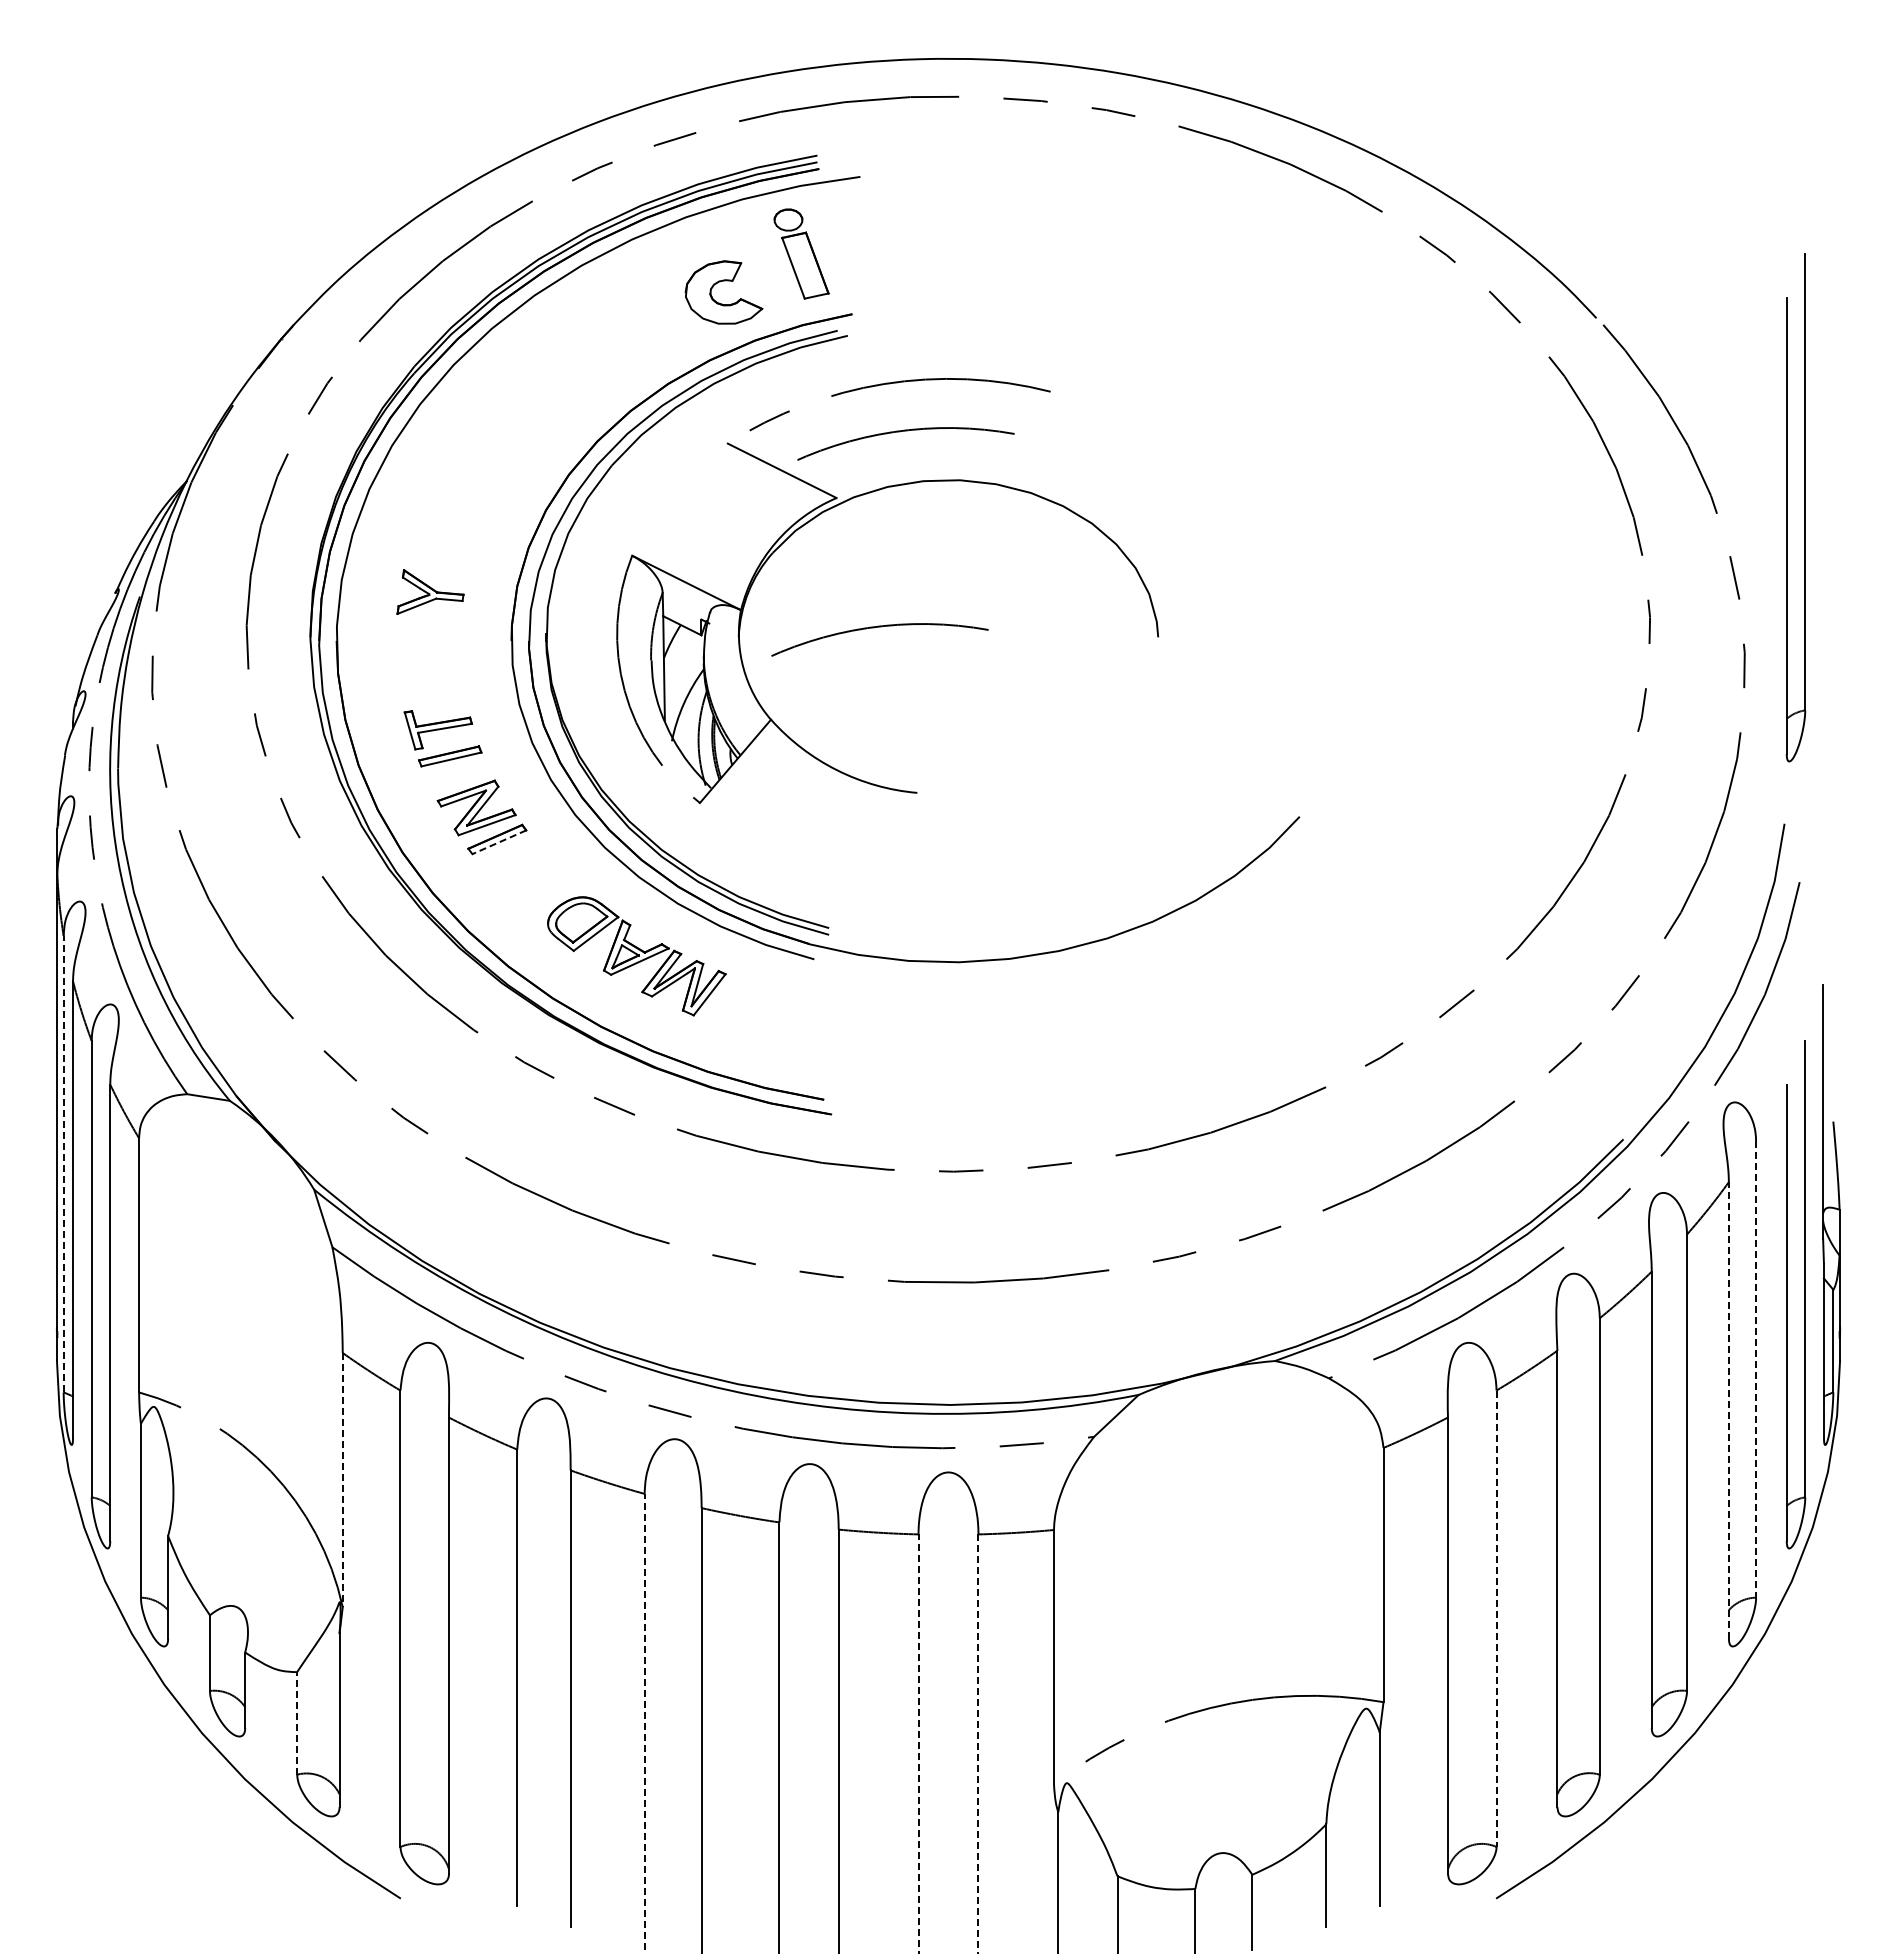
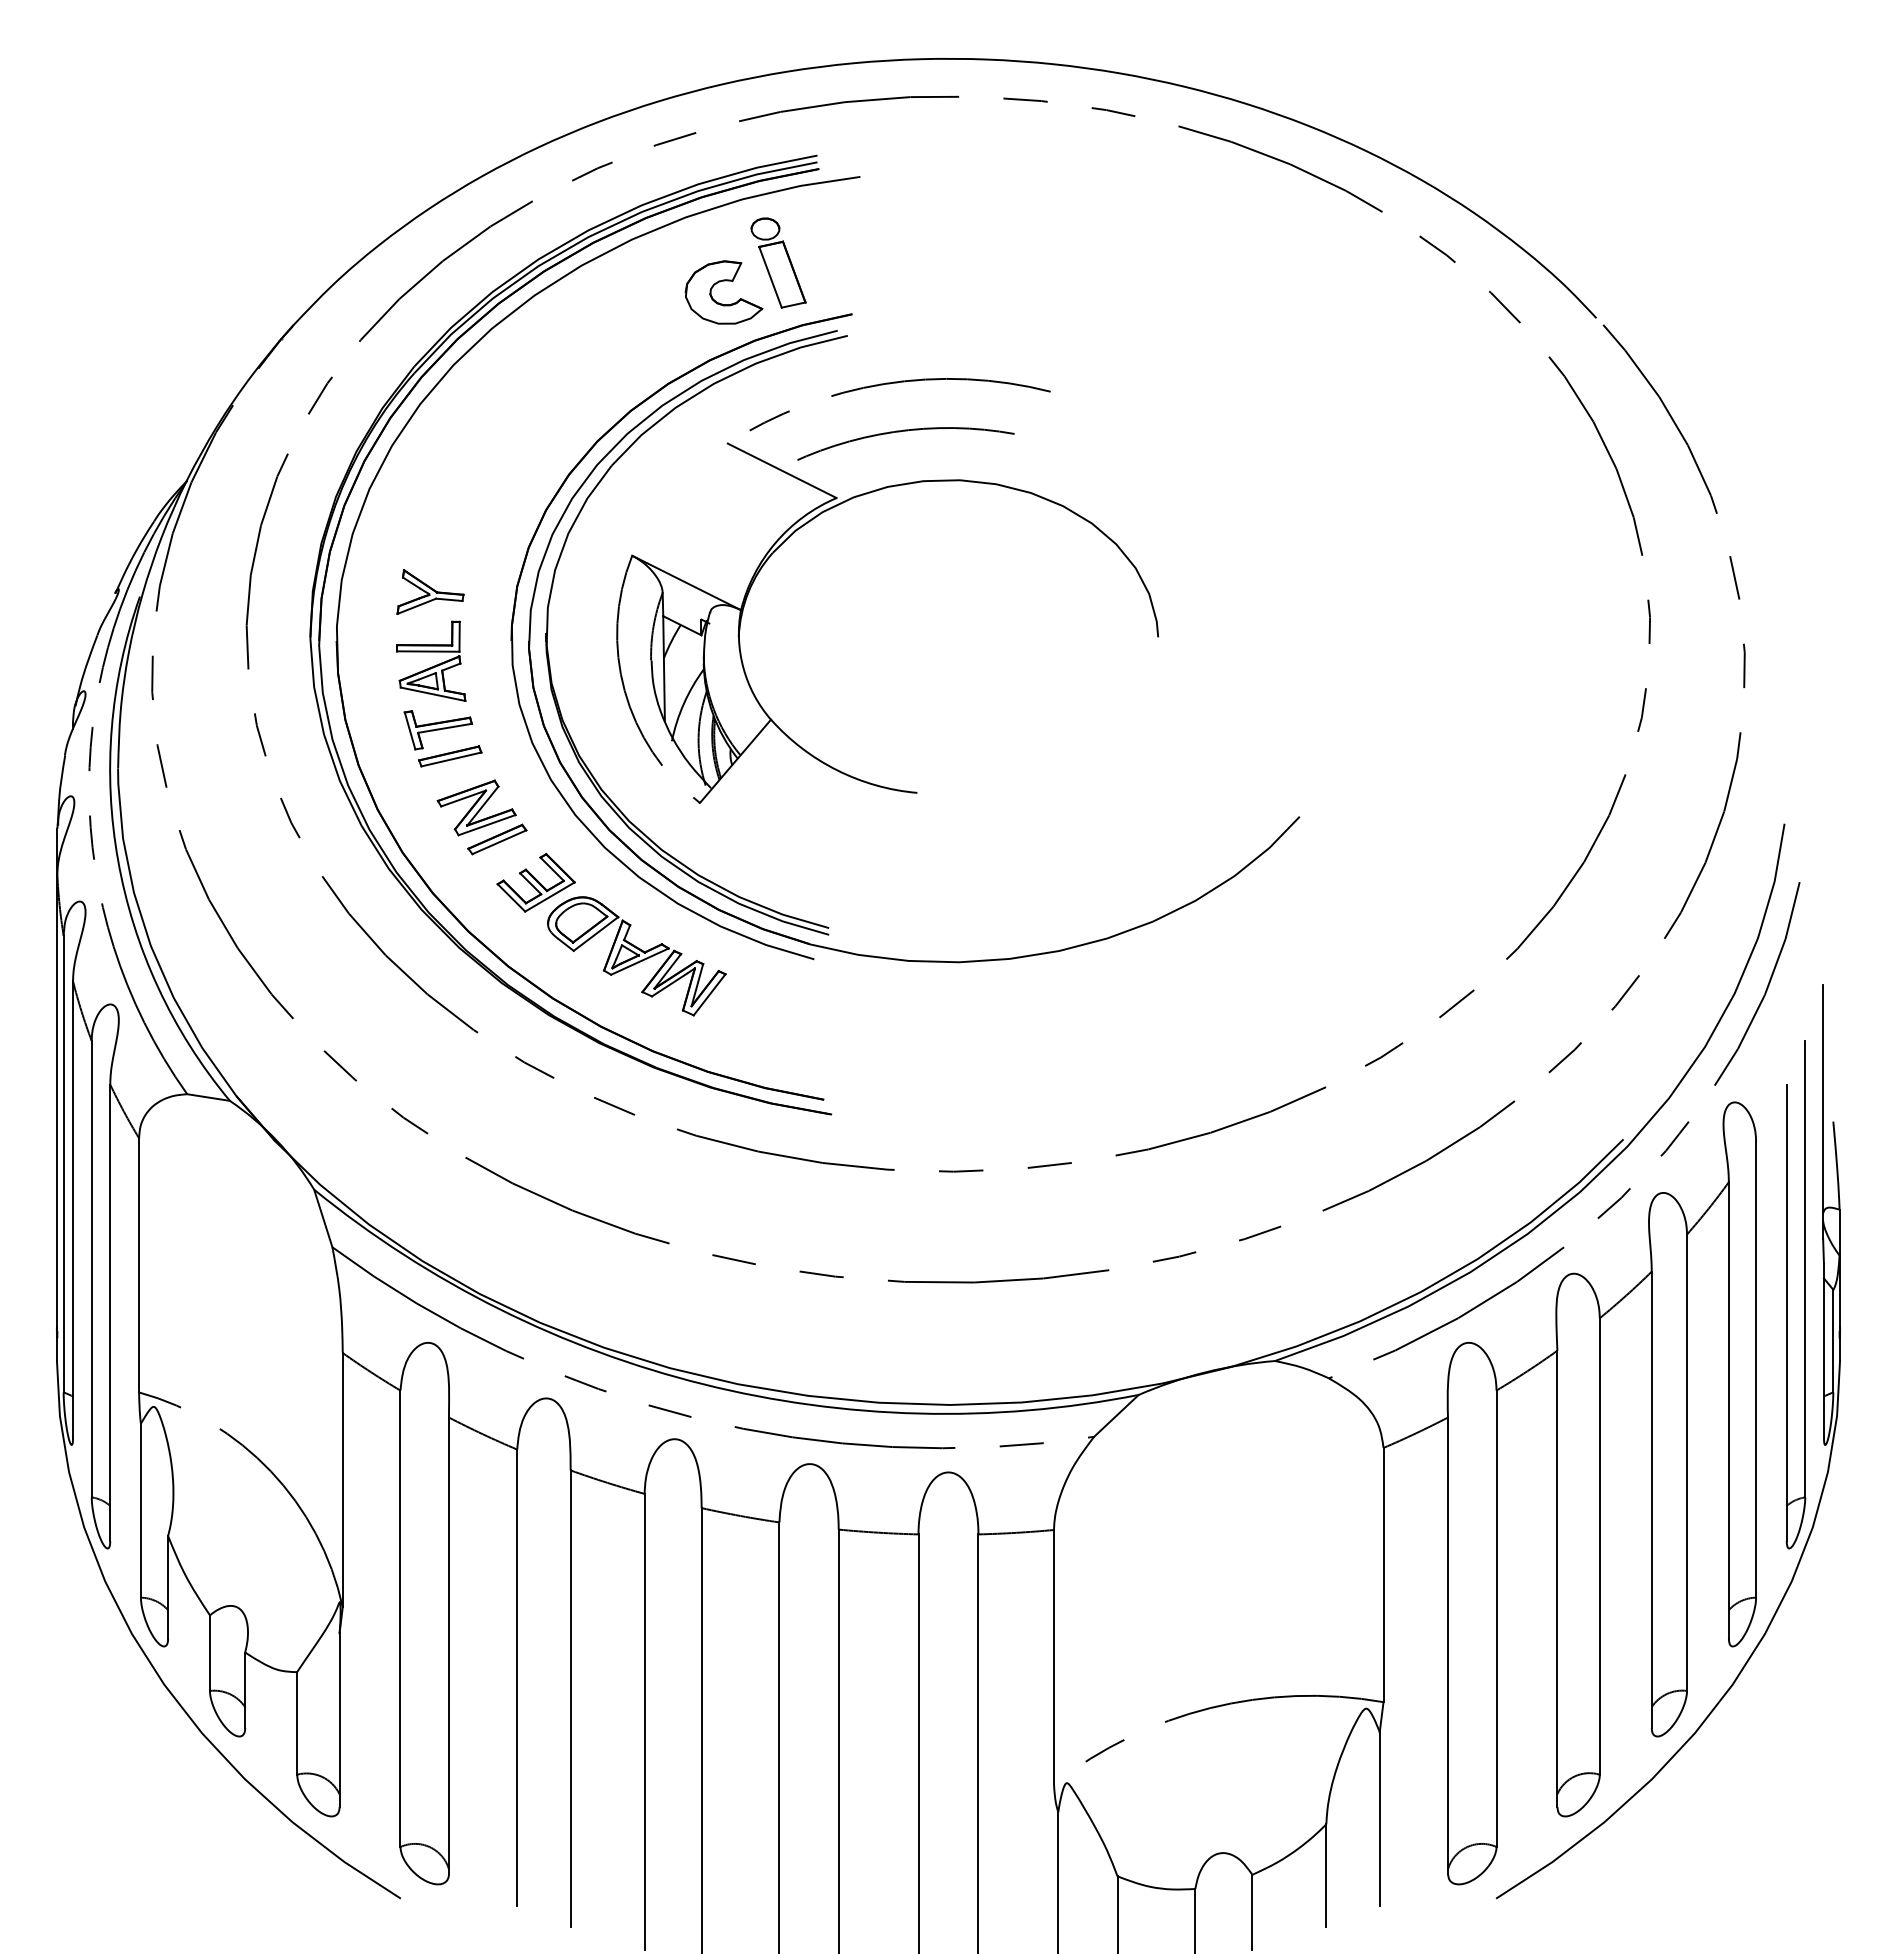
part position: (801, 253) -> (778, 262) (778, 262)
part: present -> none (1787, 507)
arc: present -> none (879, 627)
part: none -> present (431, 660)
line: dashed -> solid (498, 842)
part: none -> present (535, 882)
line: dashed -> solid (63, 1163)
line: dashed -> solid (1756, 1369)
line: dashed -> solid (1728, 1409)
line: dashed -> solid (342, 1480)
line: dashed -> solid (1496, 1619)
line: dashed -> solid (644, 1721)
line: dashed -> solid (297, 1722)
line: dashed -> solid (918, 1744)
line: dashed -> solid (978, 1744)
